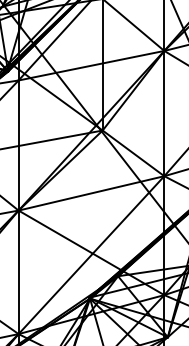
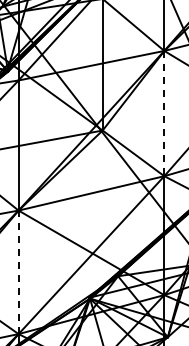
line: solid -> dashed (164, 113)
line: solid -> dashed (18, 272)
